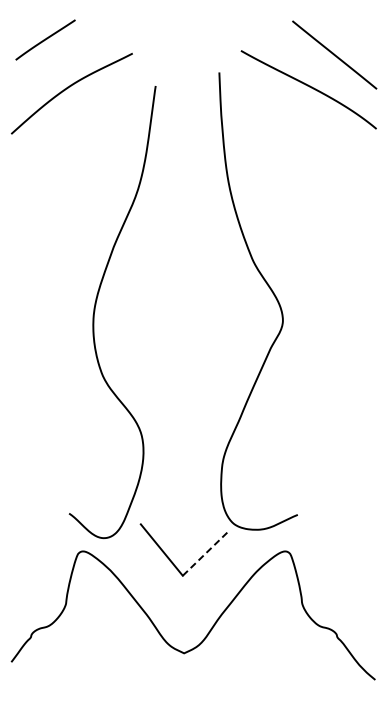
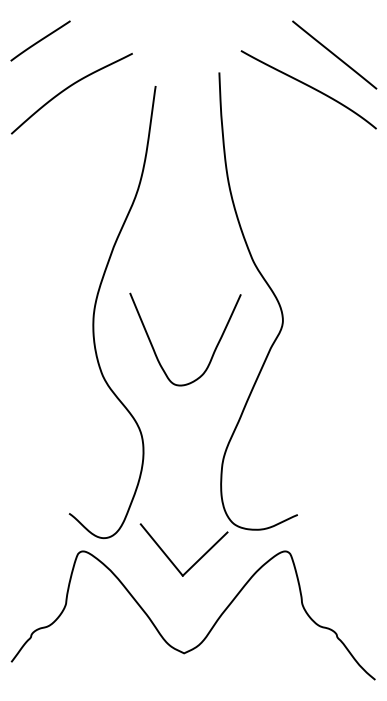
line position: (45, 39) -> (40, 40) (40, 40)
curve: none -> present (212, 353)
line: dashed -> solid (205, 553)
